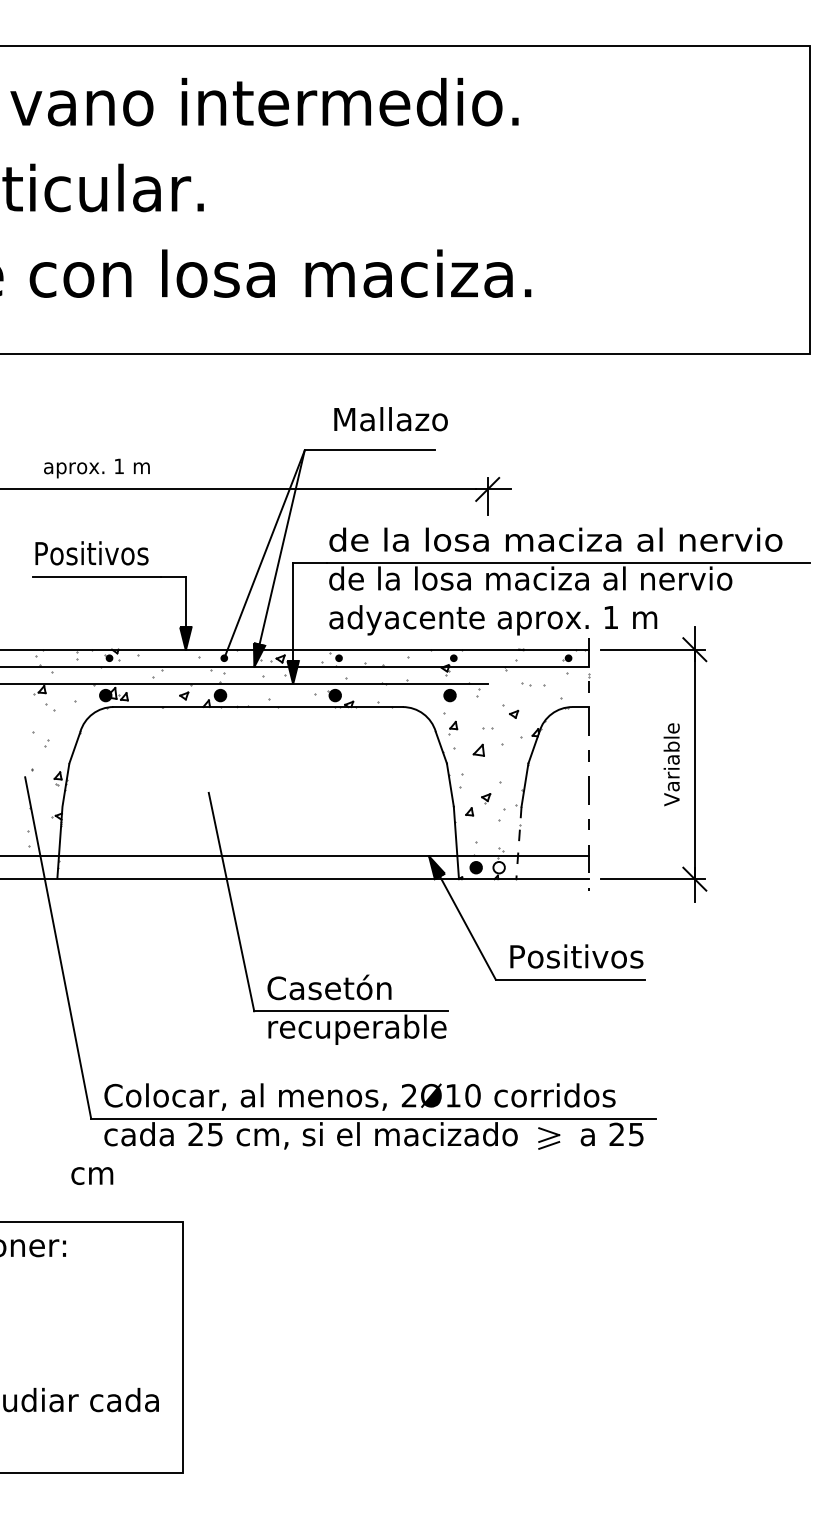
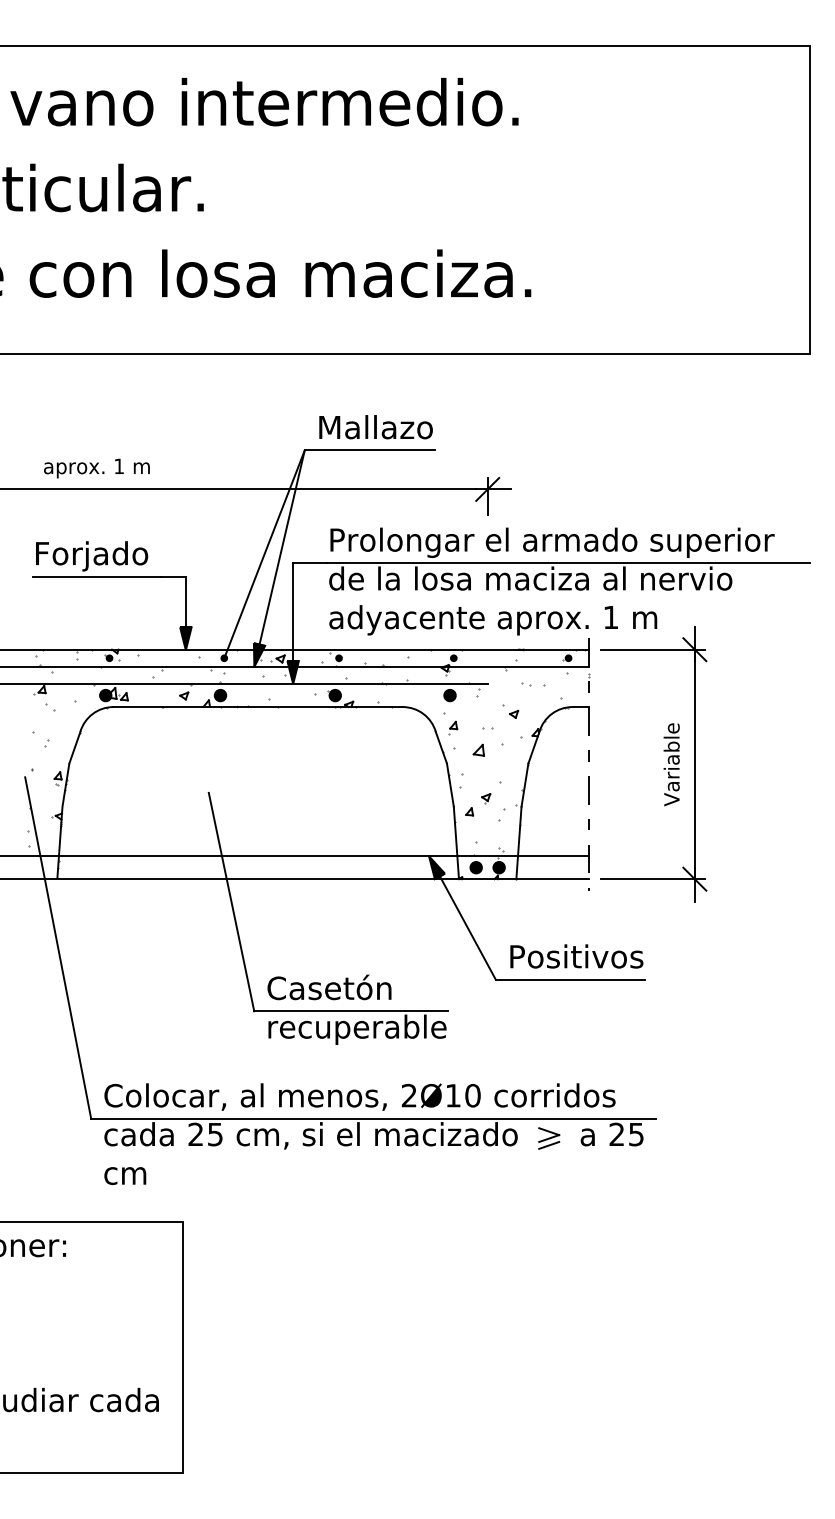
text position: (390, 419) -> (375, 427) (375, 427)
text: de la losa maciza al nervio -> Prolongar el armado superior (555, 542)
text: Positivos -> Forjado (91, 556)
line: dashed -> solid (518, 843)
fill: none -> present (498, 867)
text position: (92, 1175) -> (125, 1175) (125, 1175)
